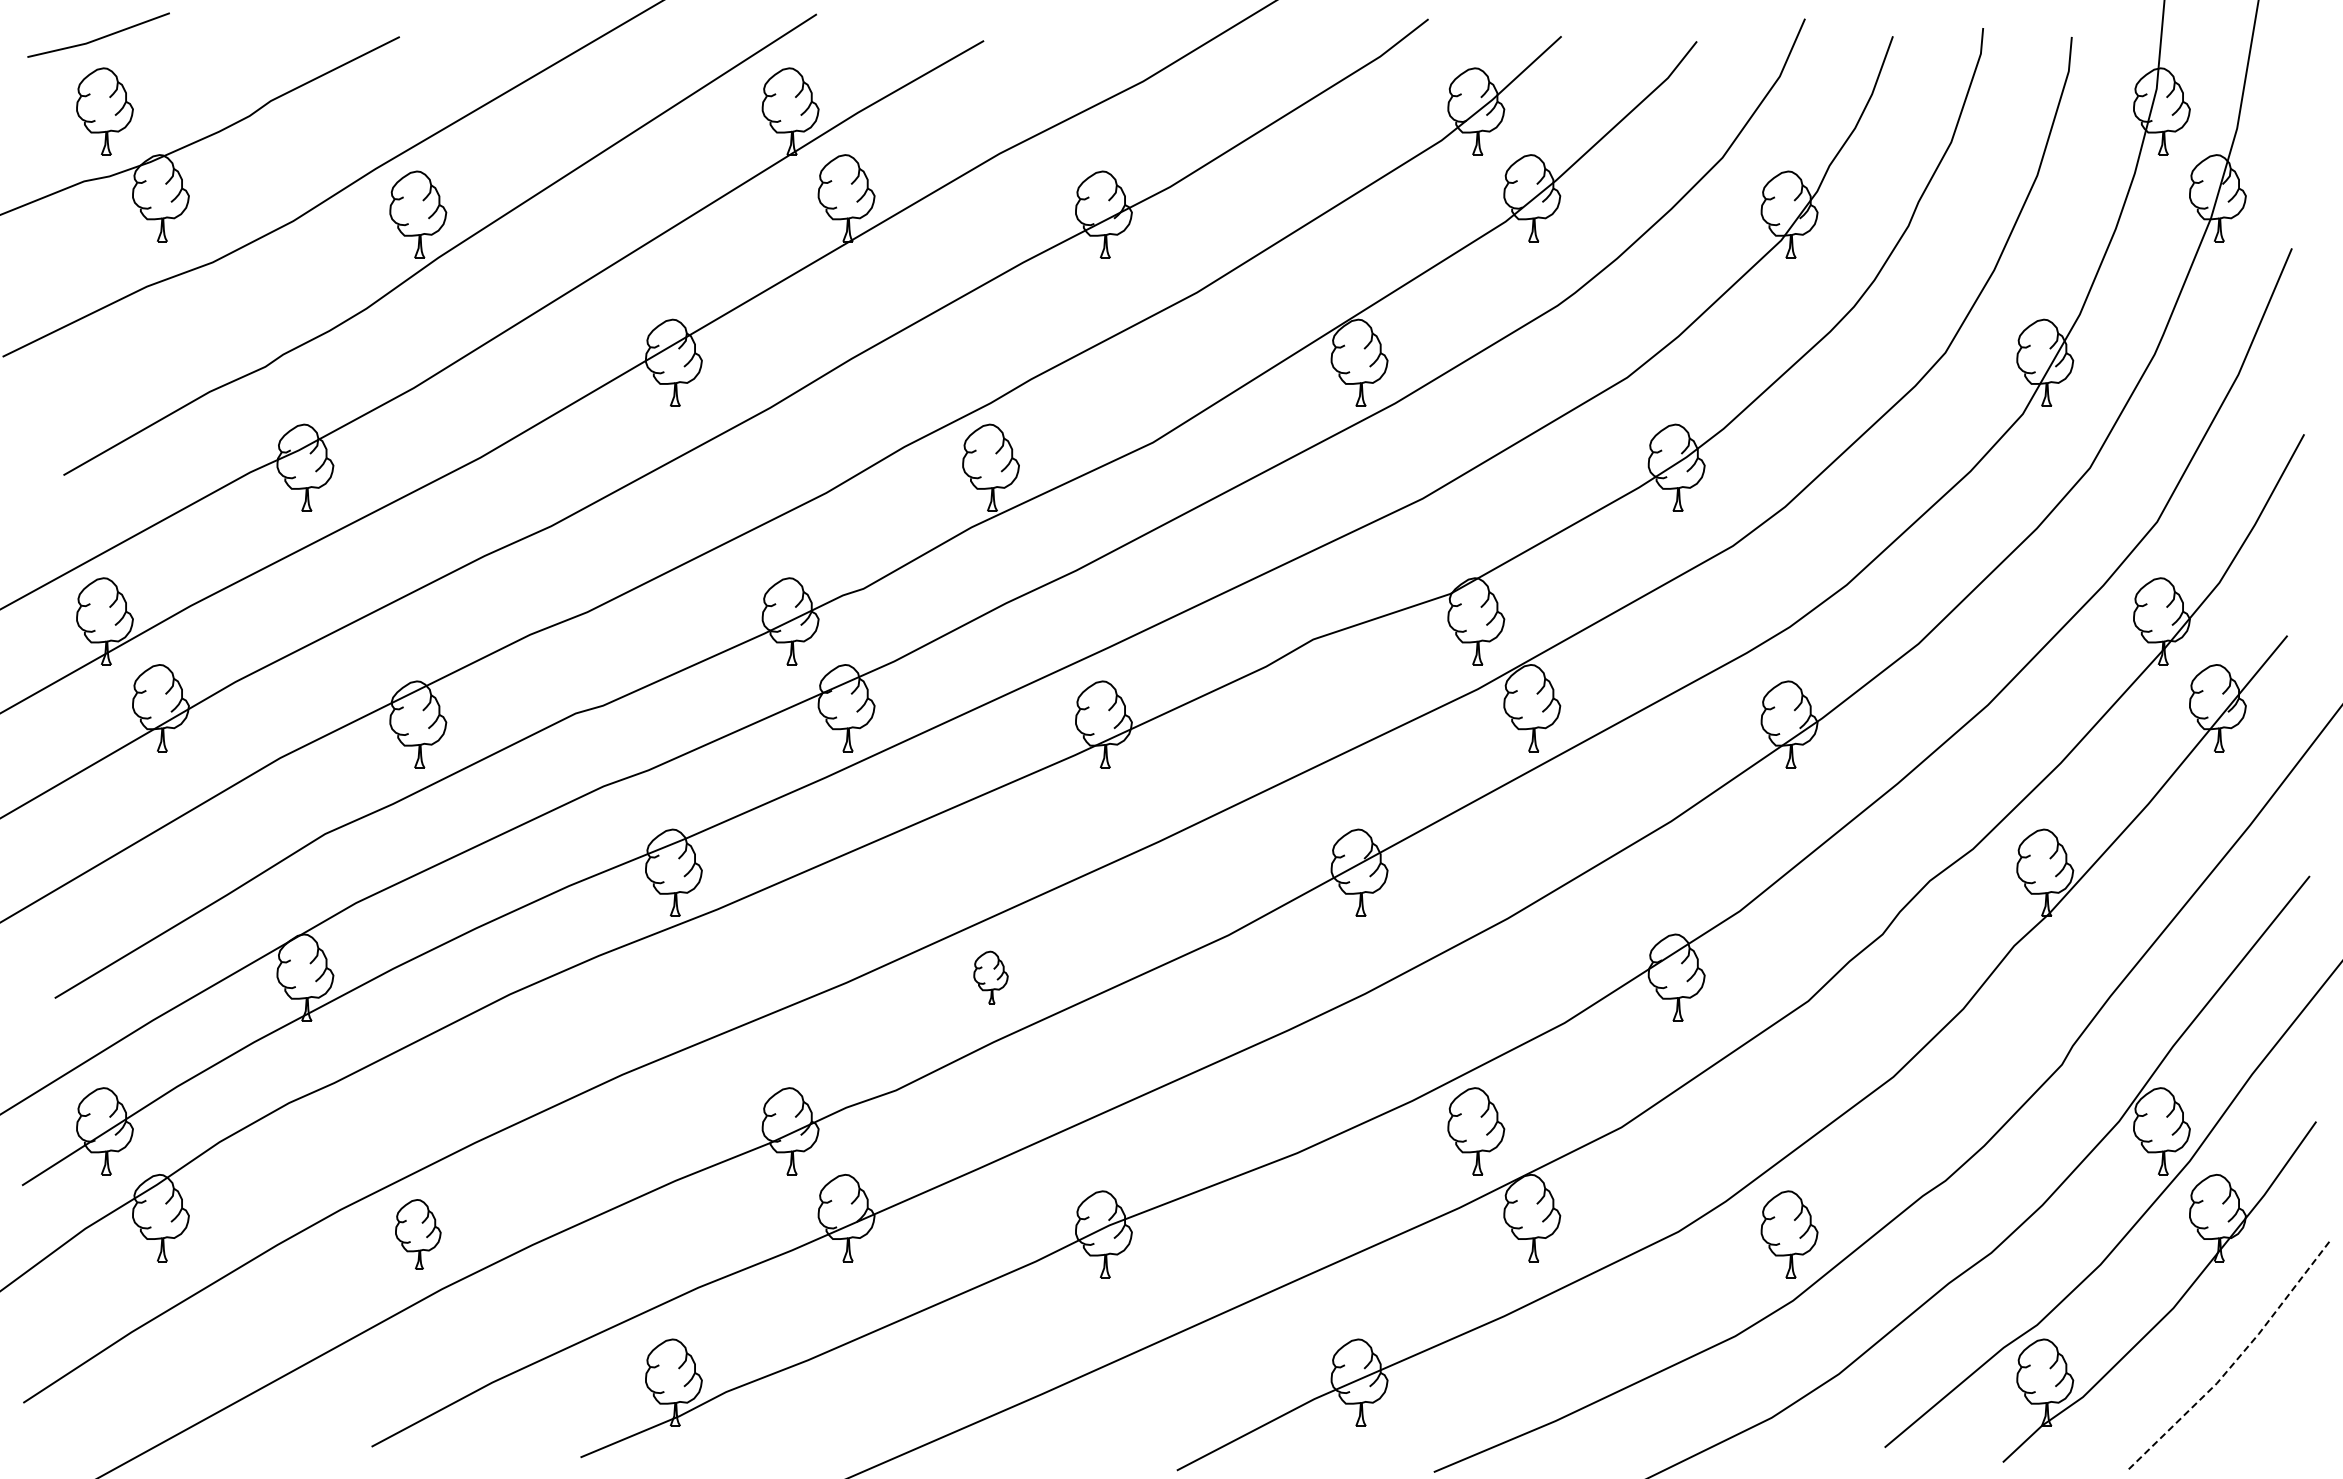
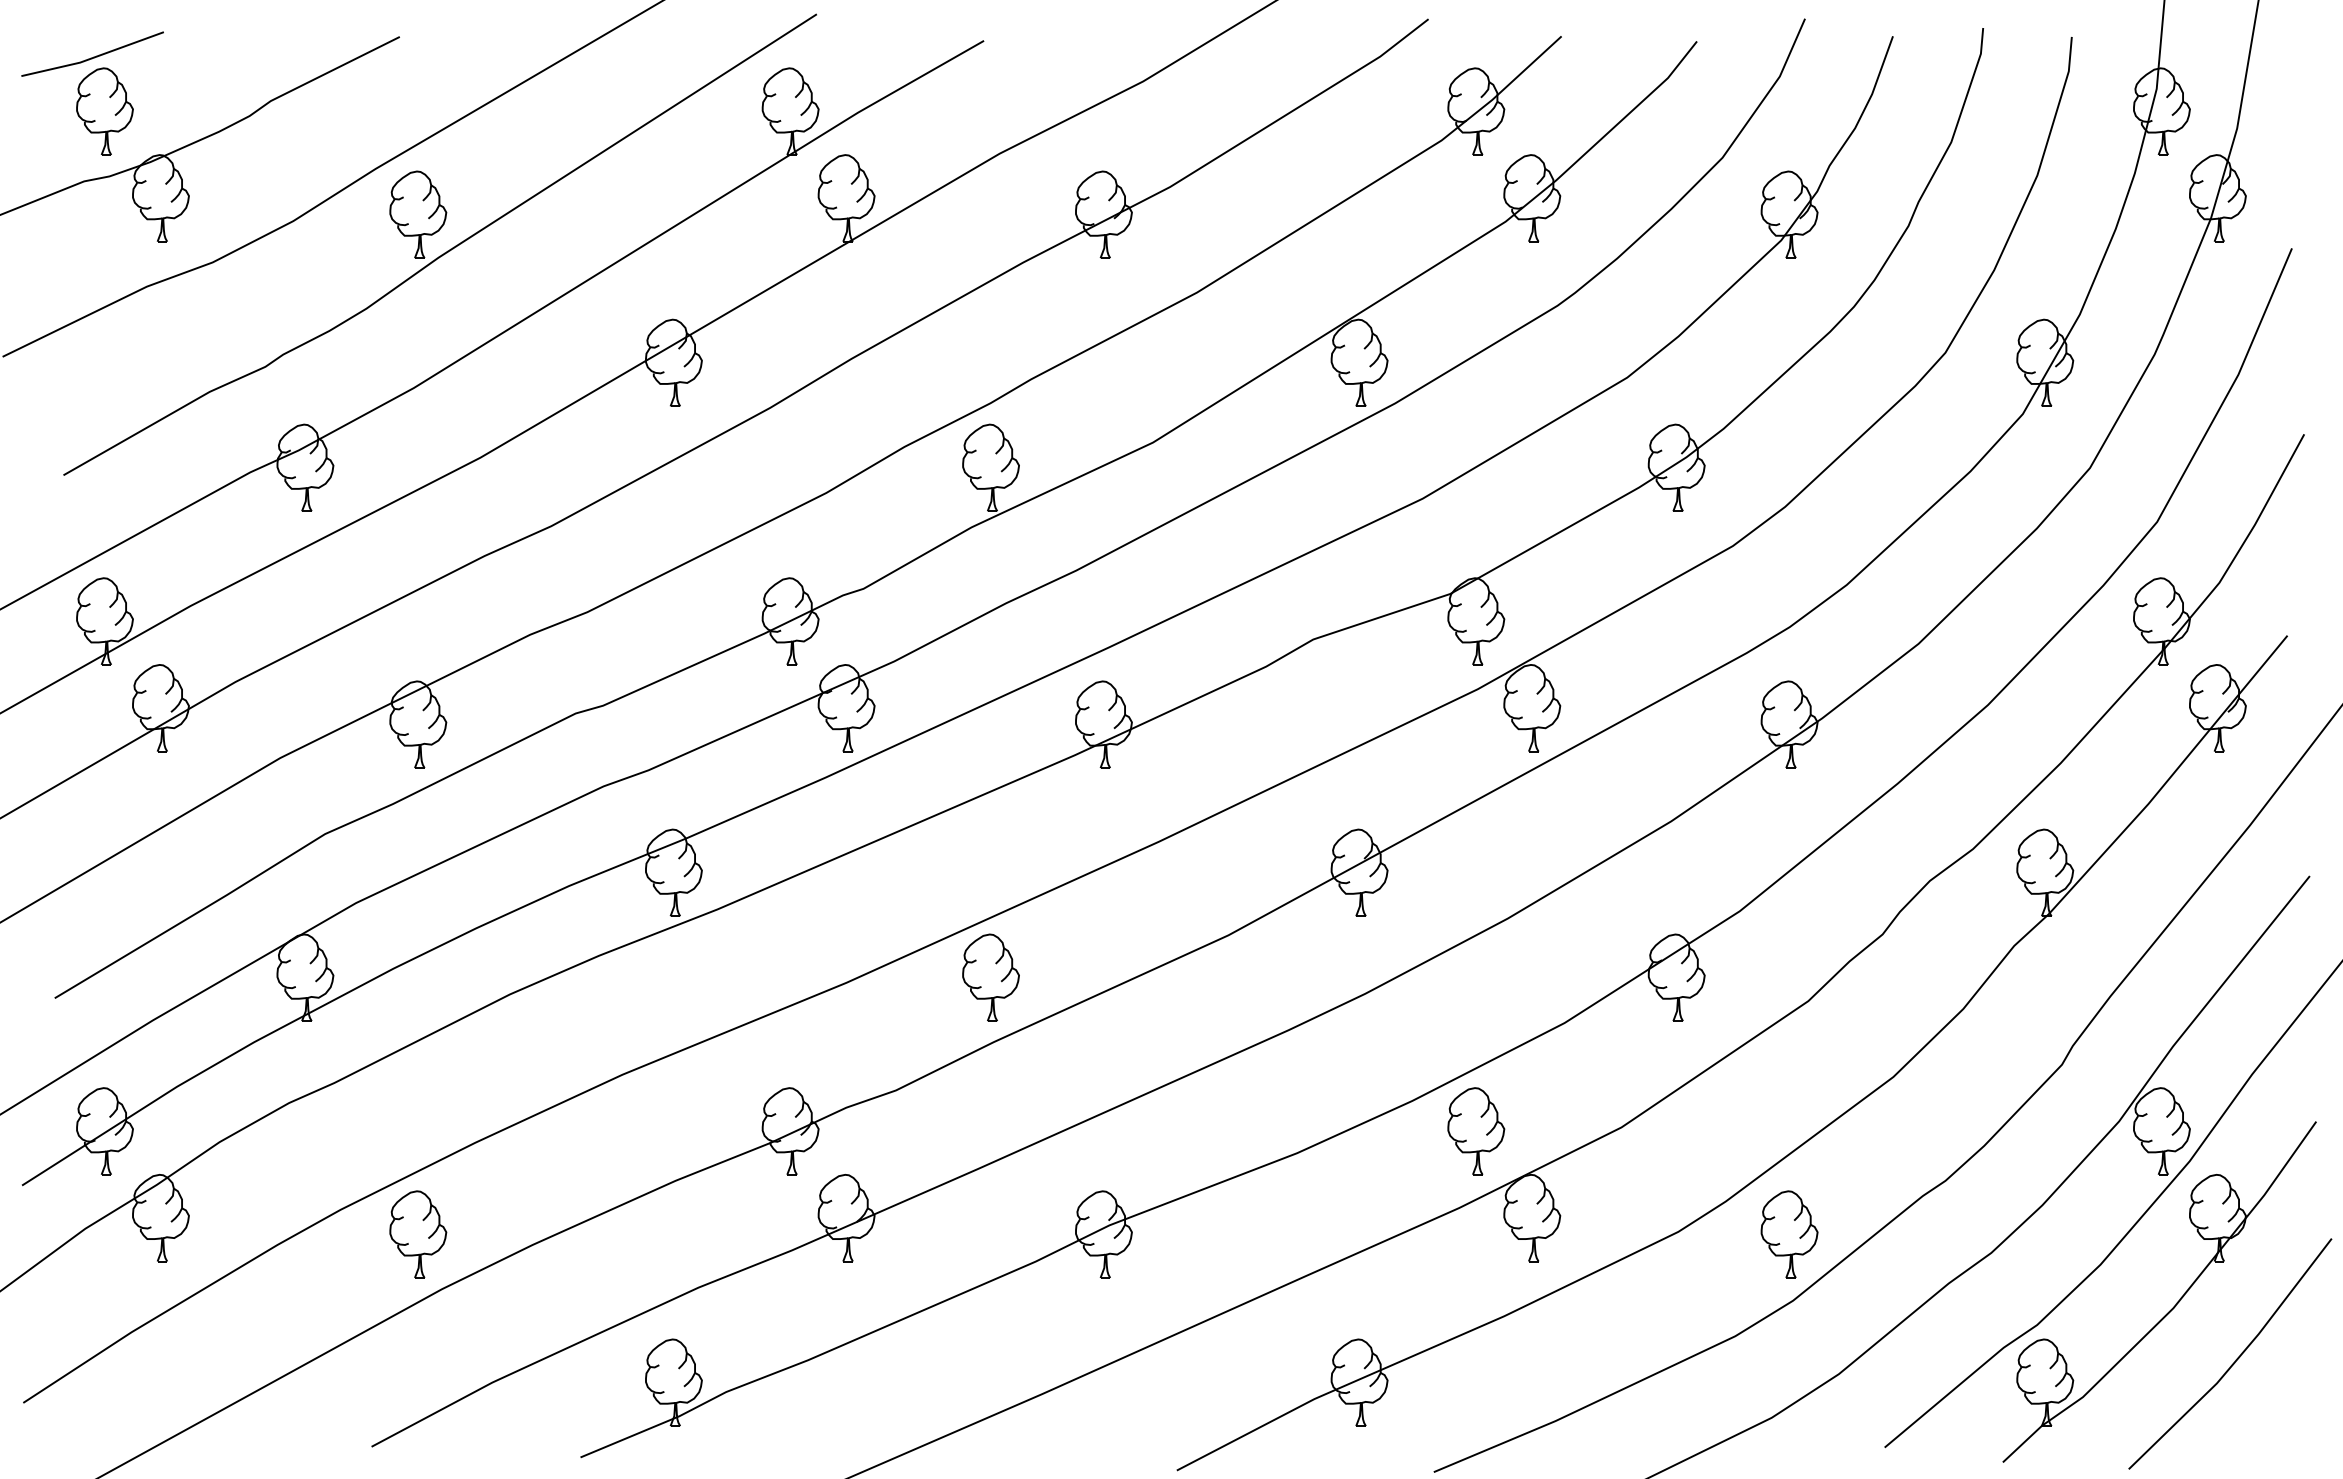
line position: (99, 37) -> (93, 56) (93, 56)
part size: 36x55 px -> 58x89 px (990, 977)
part size: 47x71 px -> 59x89 px (418, 1234)
line: dashed -> solid (2236, 1359)
